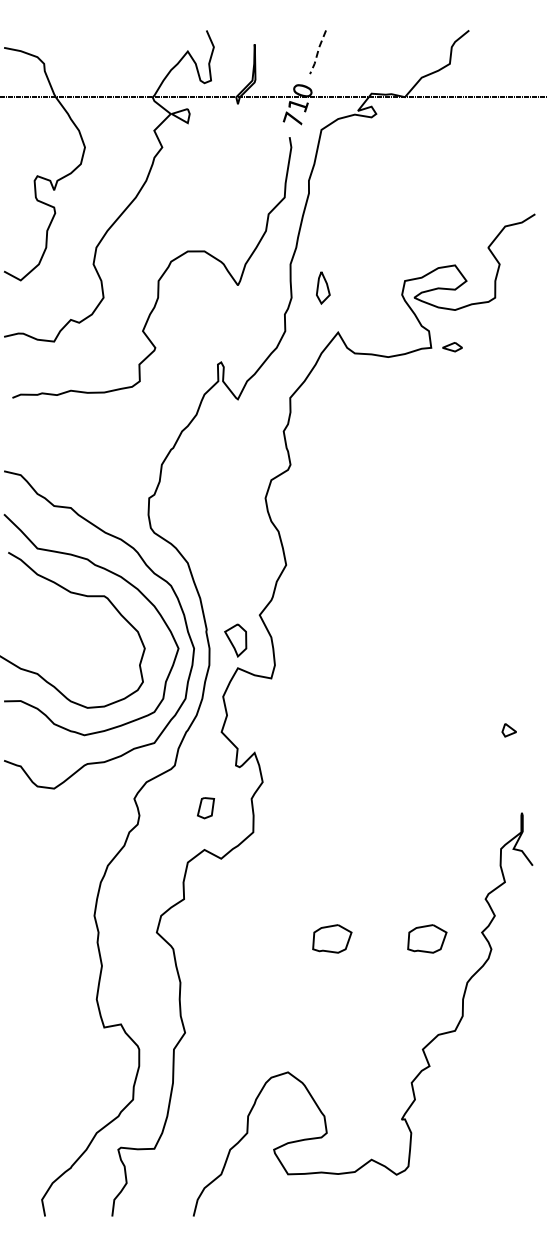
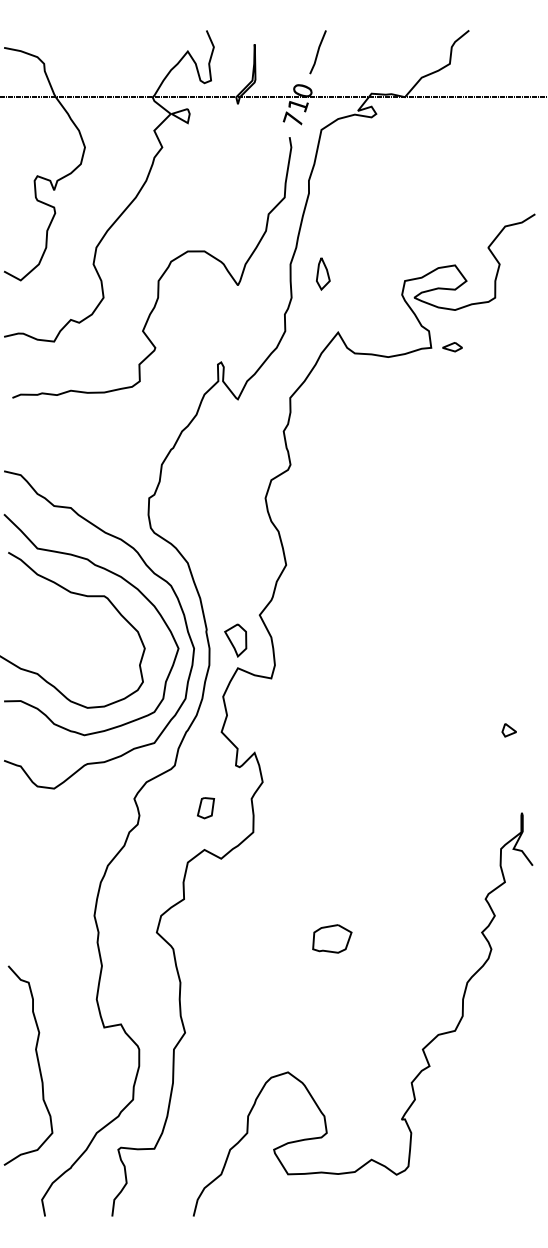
line: dashed -> solid (317, 52)
part position: (323, 287) -> (323, 273) (323, 273)
part: present -> none (427, 938)
curve: none -> present (37, 1063)
